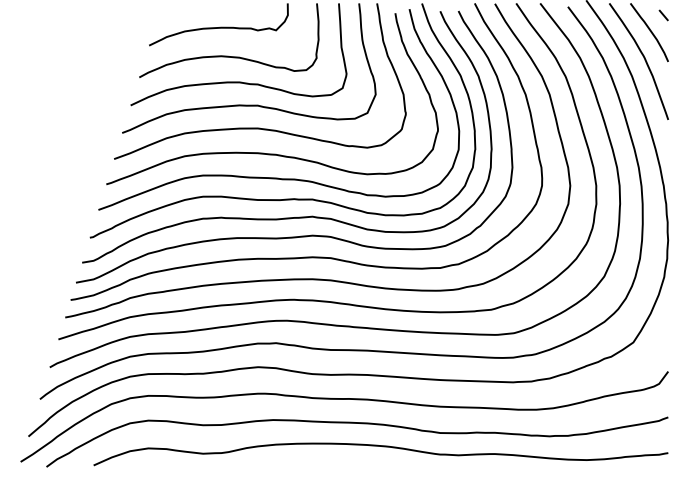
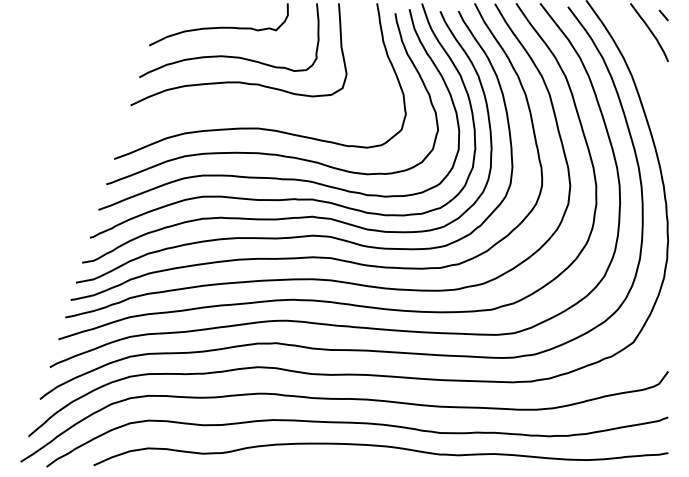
curve: present -> none (643, 58)
curve: present -> none (249, 104)
